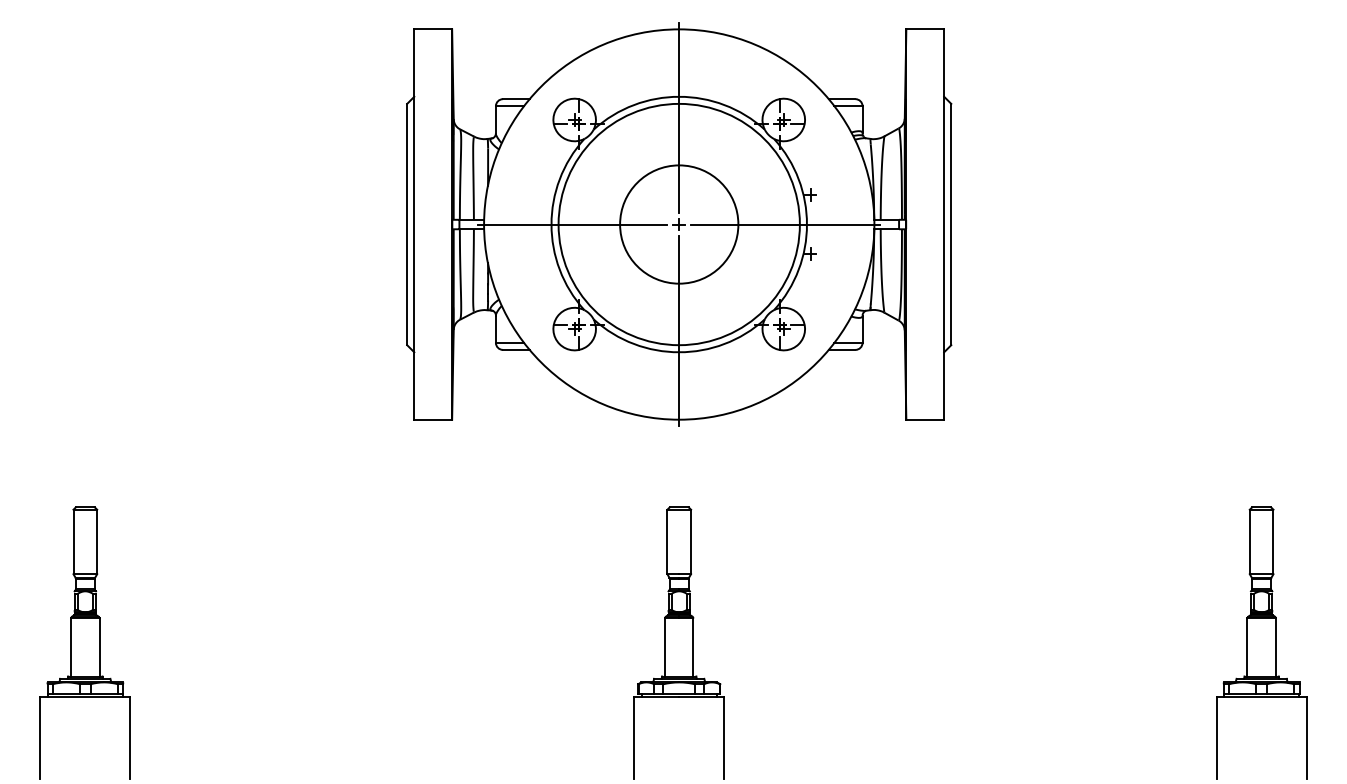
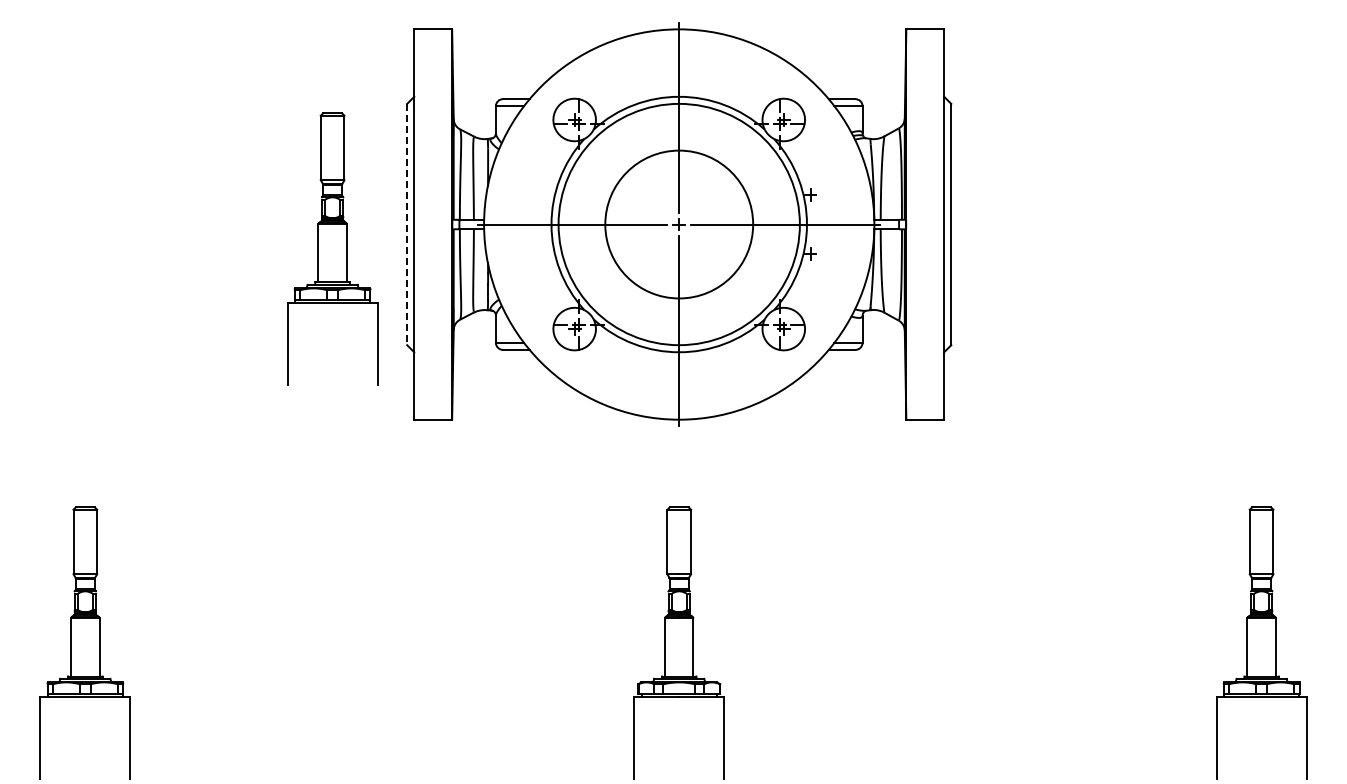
line: solid -> dashed (407, 224)
circle diameter: 118 px -> 148 px (679, 224)
part: none -> present (332, 248)
